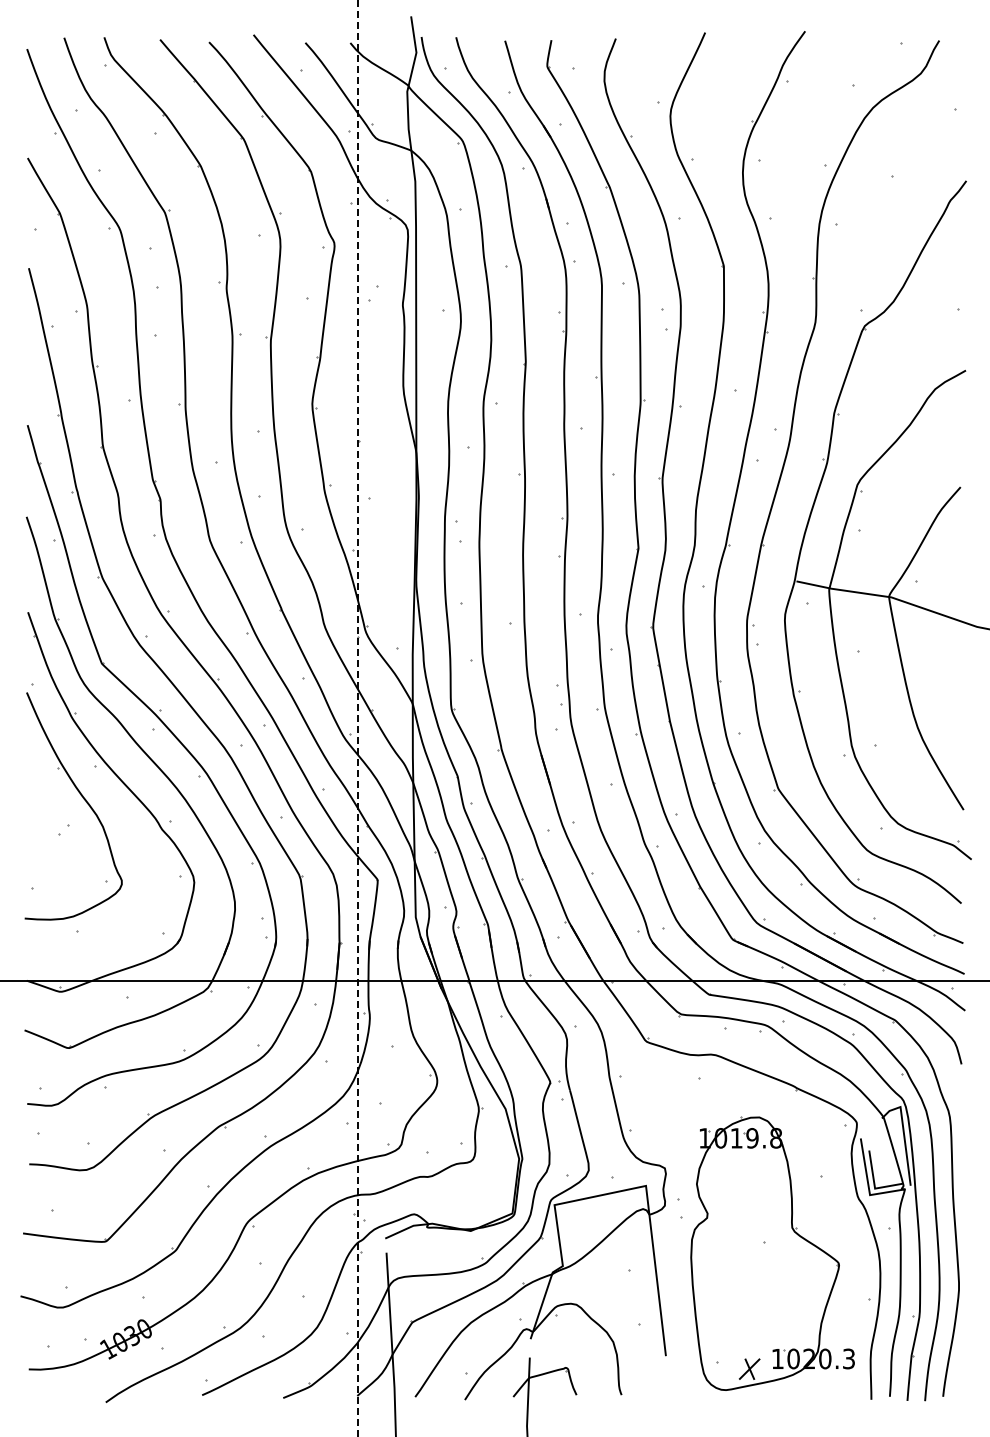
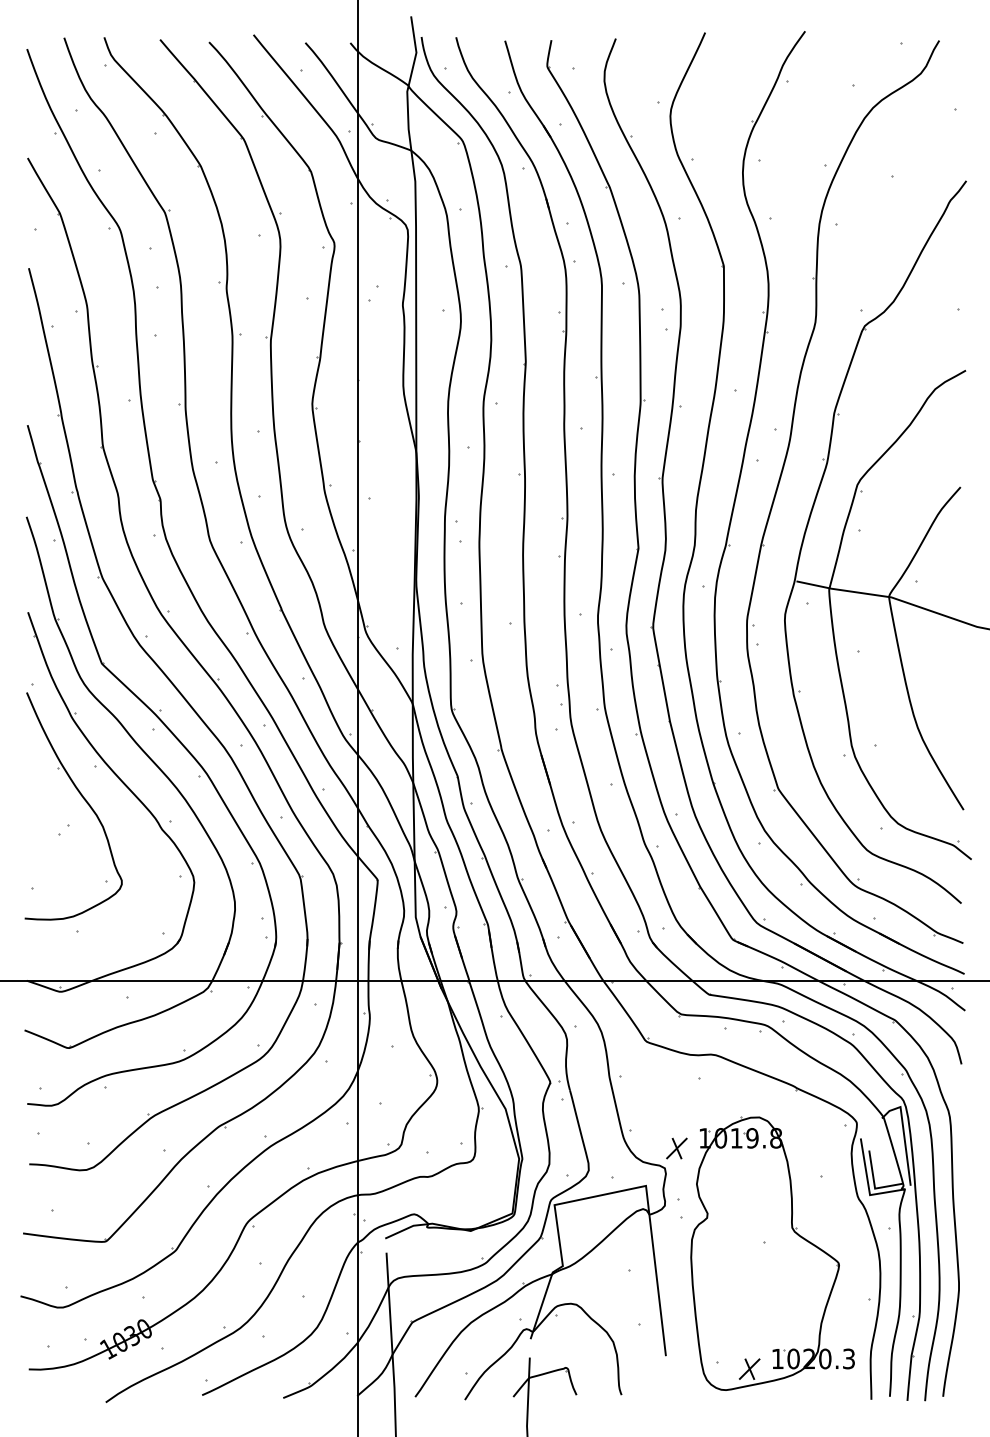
line: dashed -> solid (358, 718)
part: none -> present (676, 1148)
